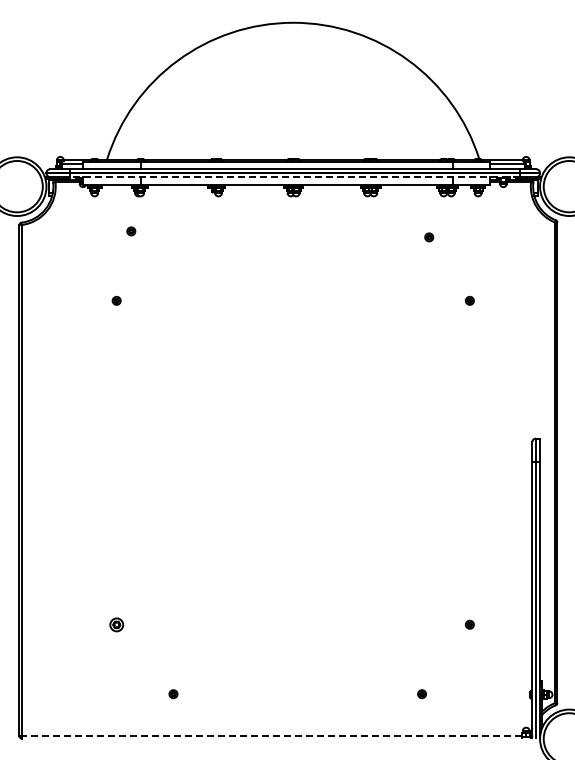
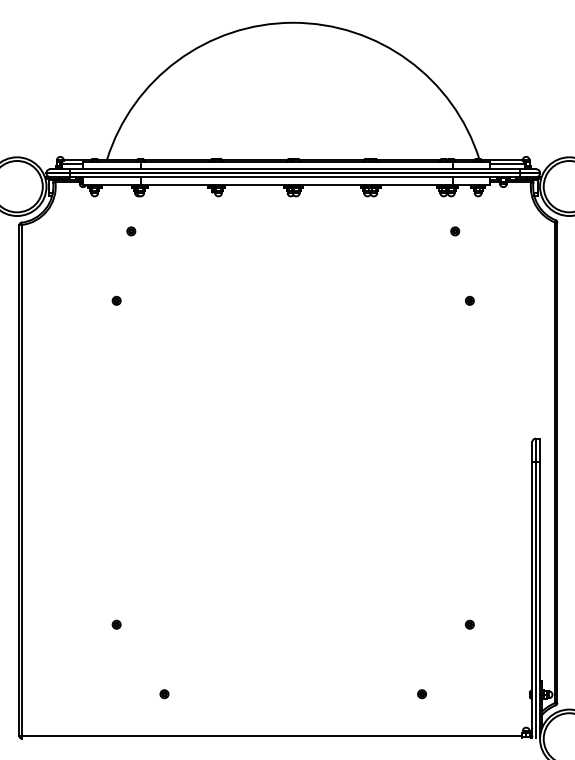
line: dashed -> solid (294, 177)
part position: (429, 237) -> (455, 231) (455, 231)
part size: 16x16 px -> 11x11 px (116, 624)
part position: (173, 694) -> (164, 694) (164, 694)
line: dashed -> solid (271, 736)
